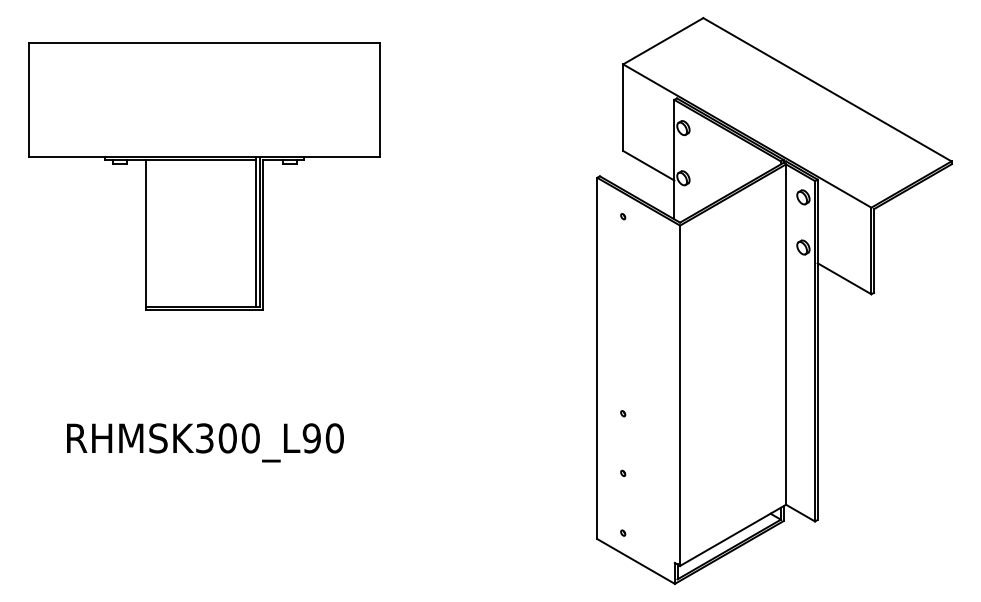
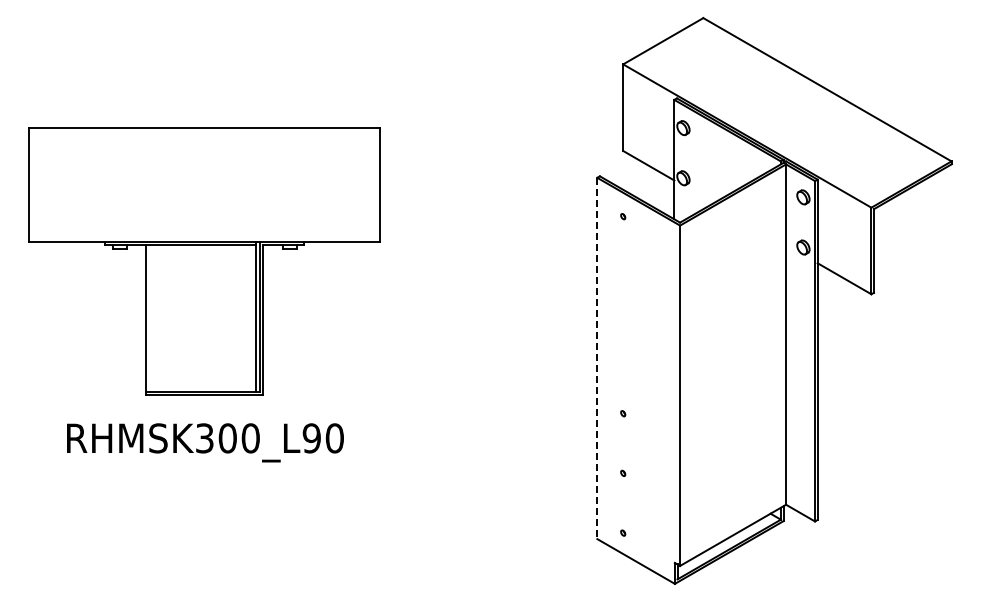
part position: (204, 176) -> (204, 261) (204, 261)
line: solid -> dashed (597, 358)
